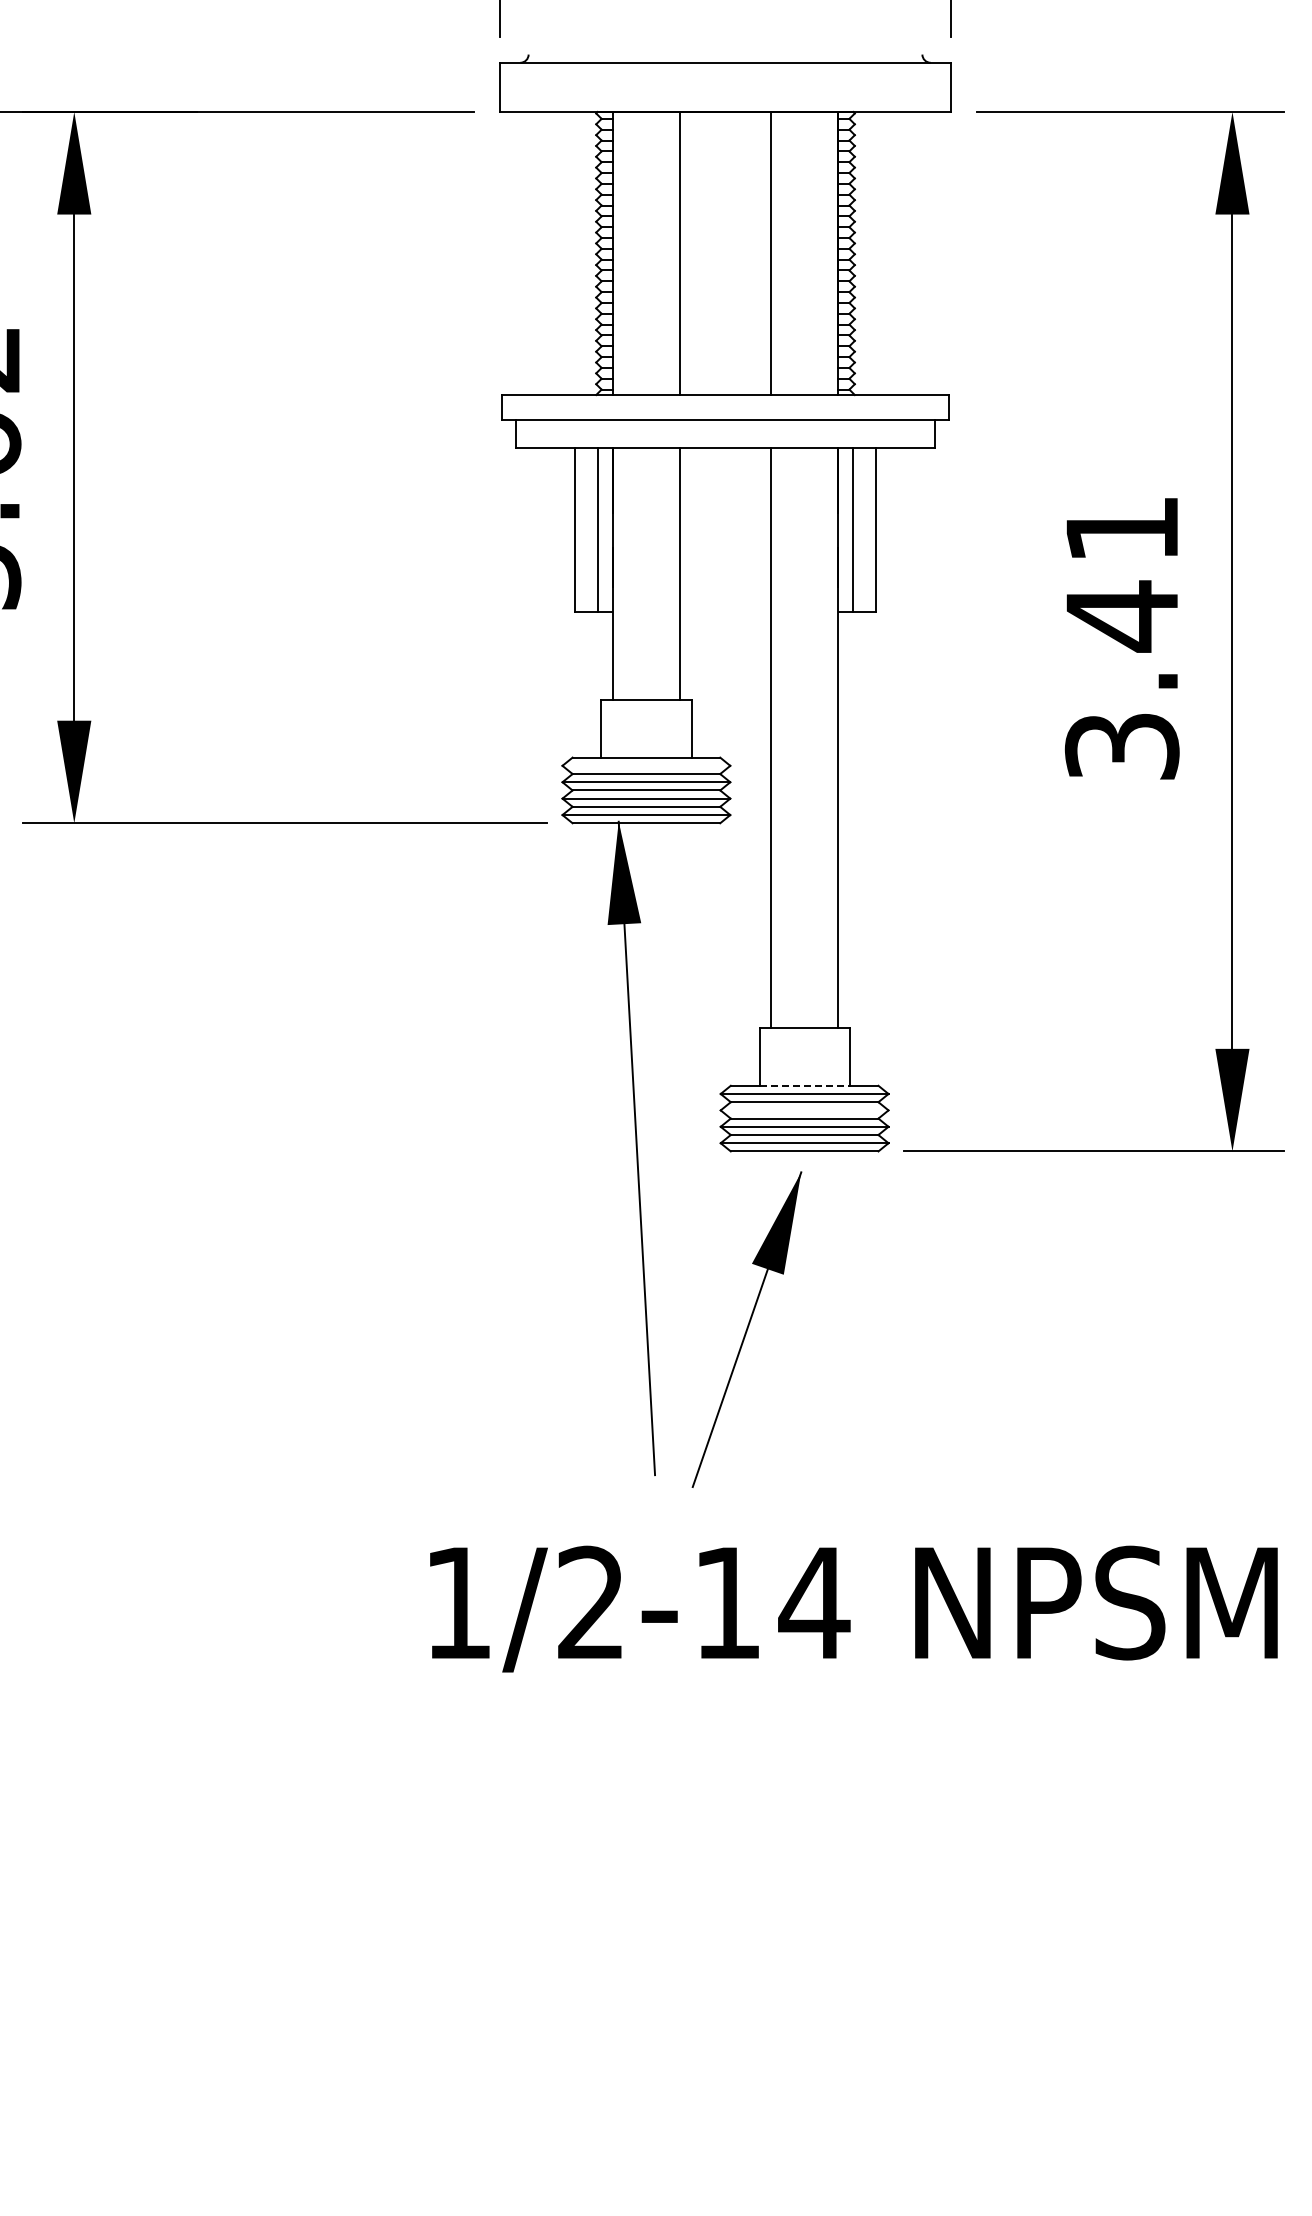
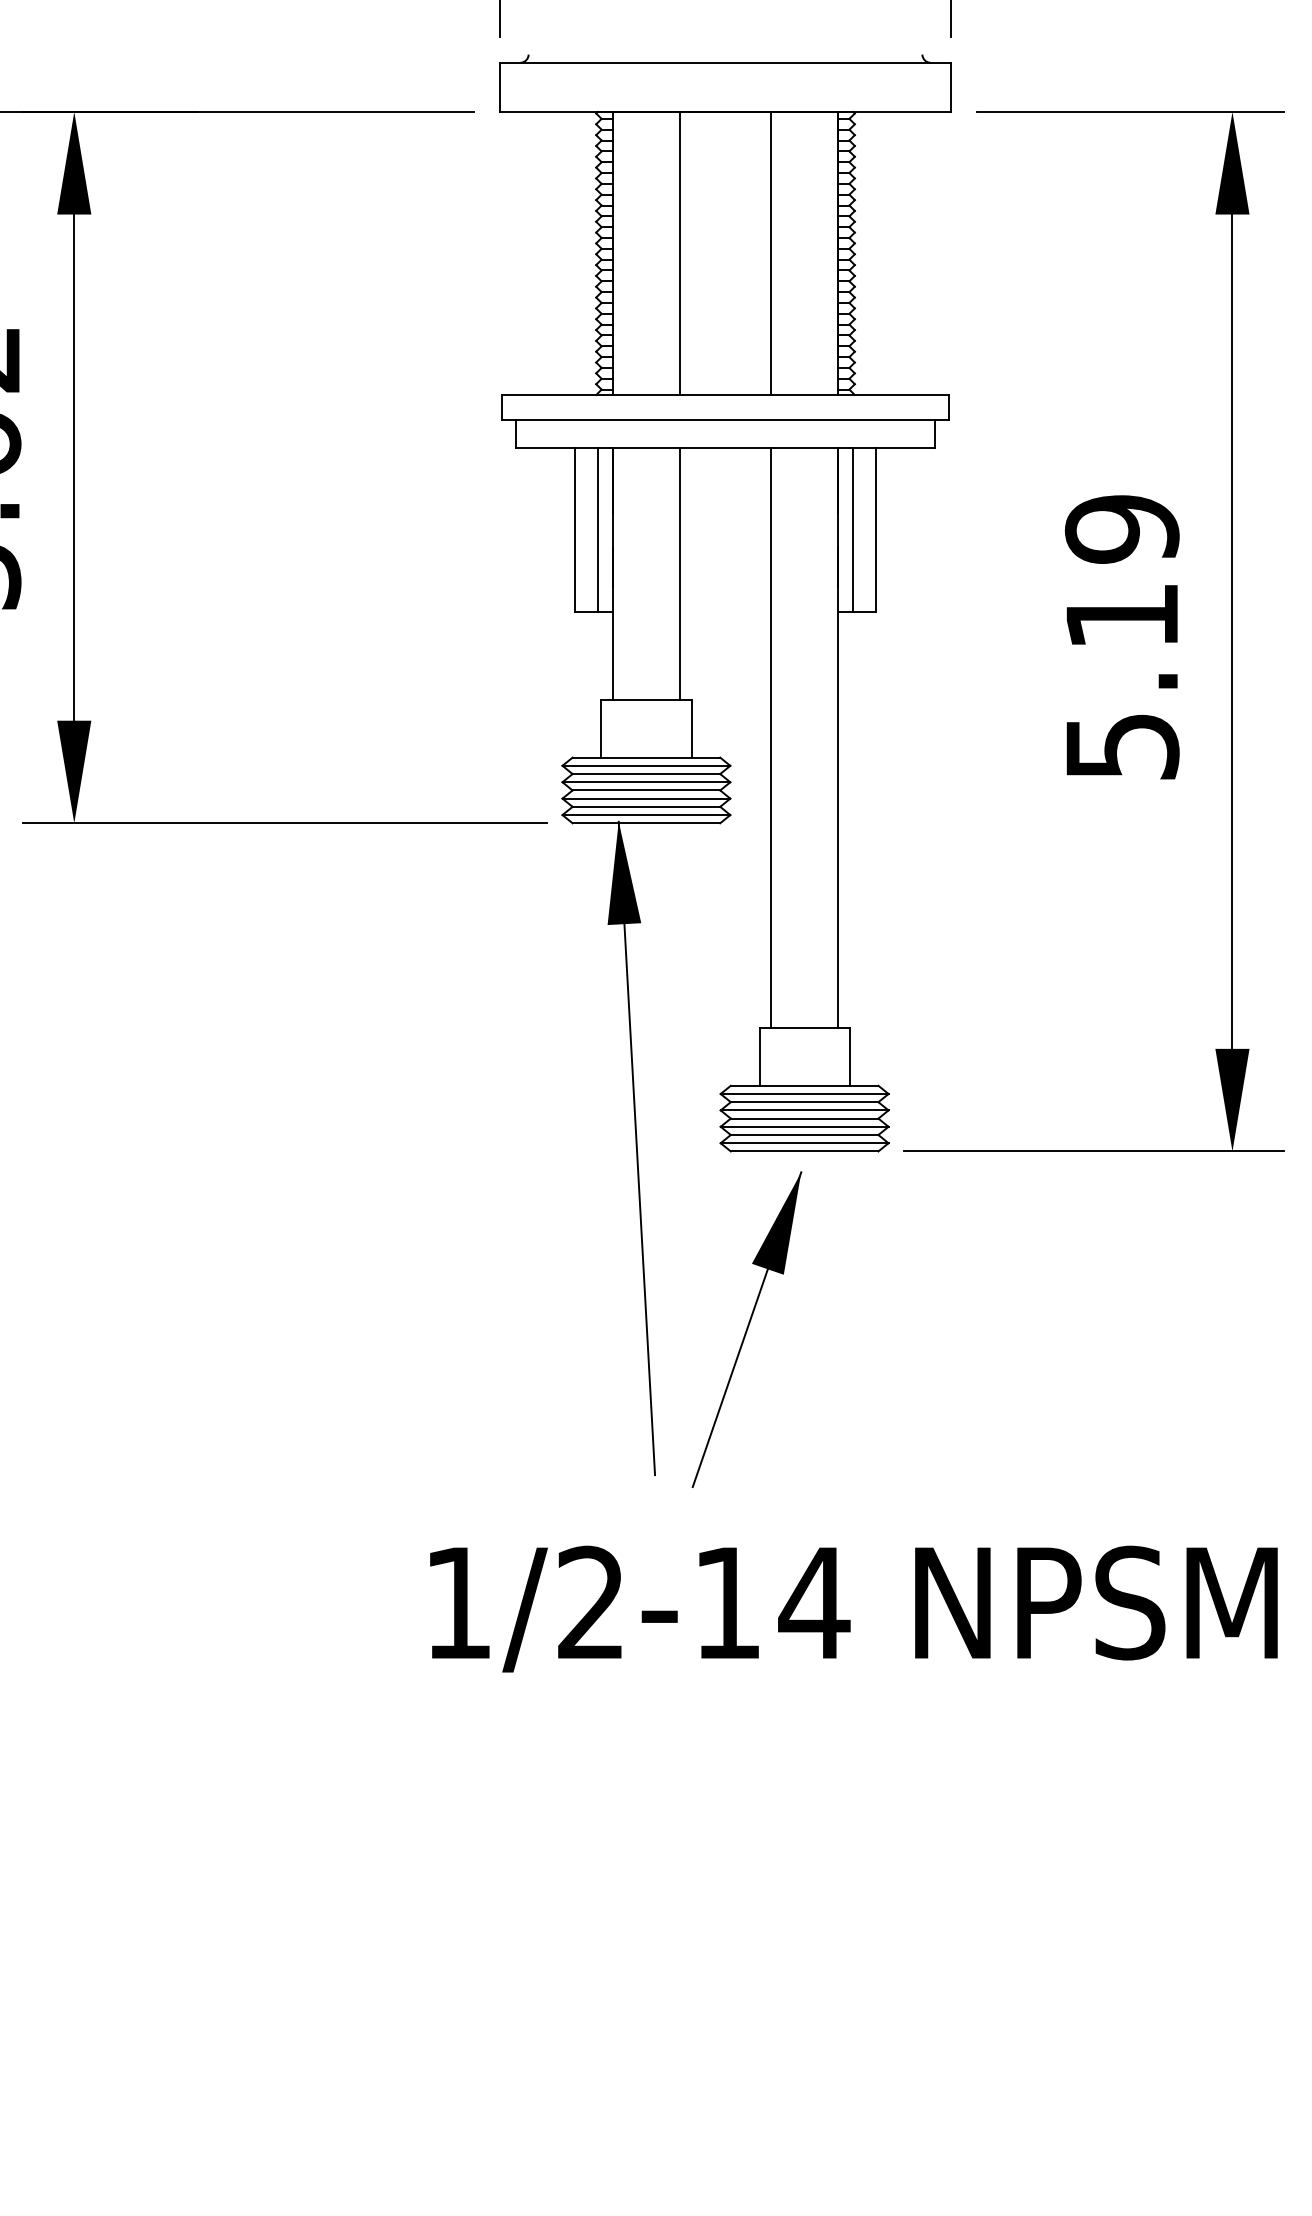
text: 3.41 -> 5.19 (1121, 637)
line: none -> present (646, 765)
line: dashed -> solid (805, 1085)
line: none -> present (804, 1110)
